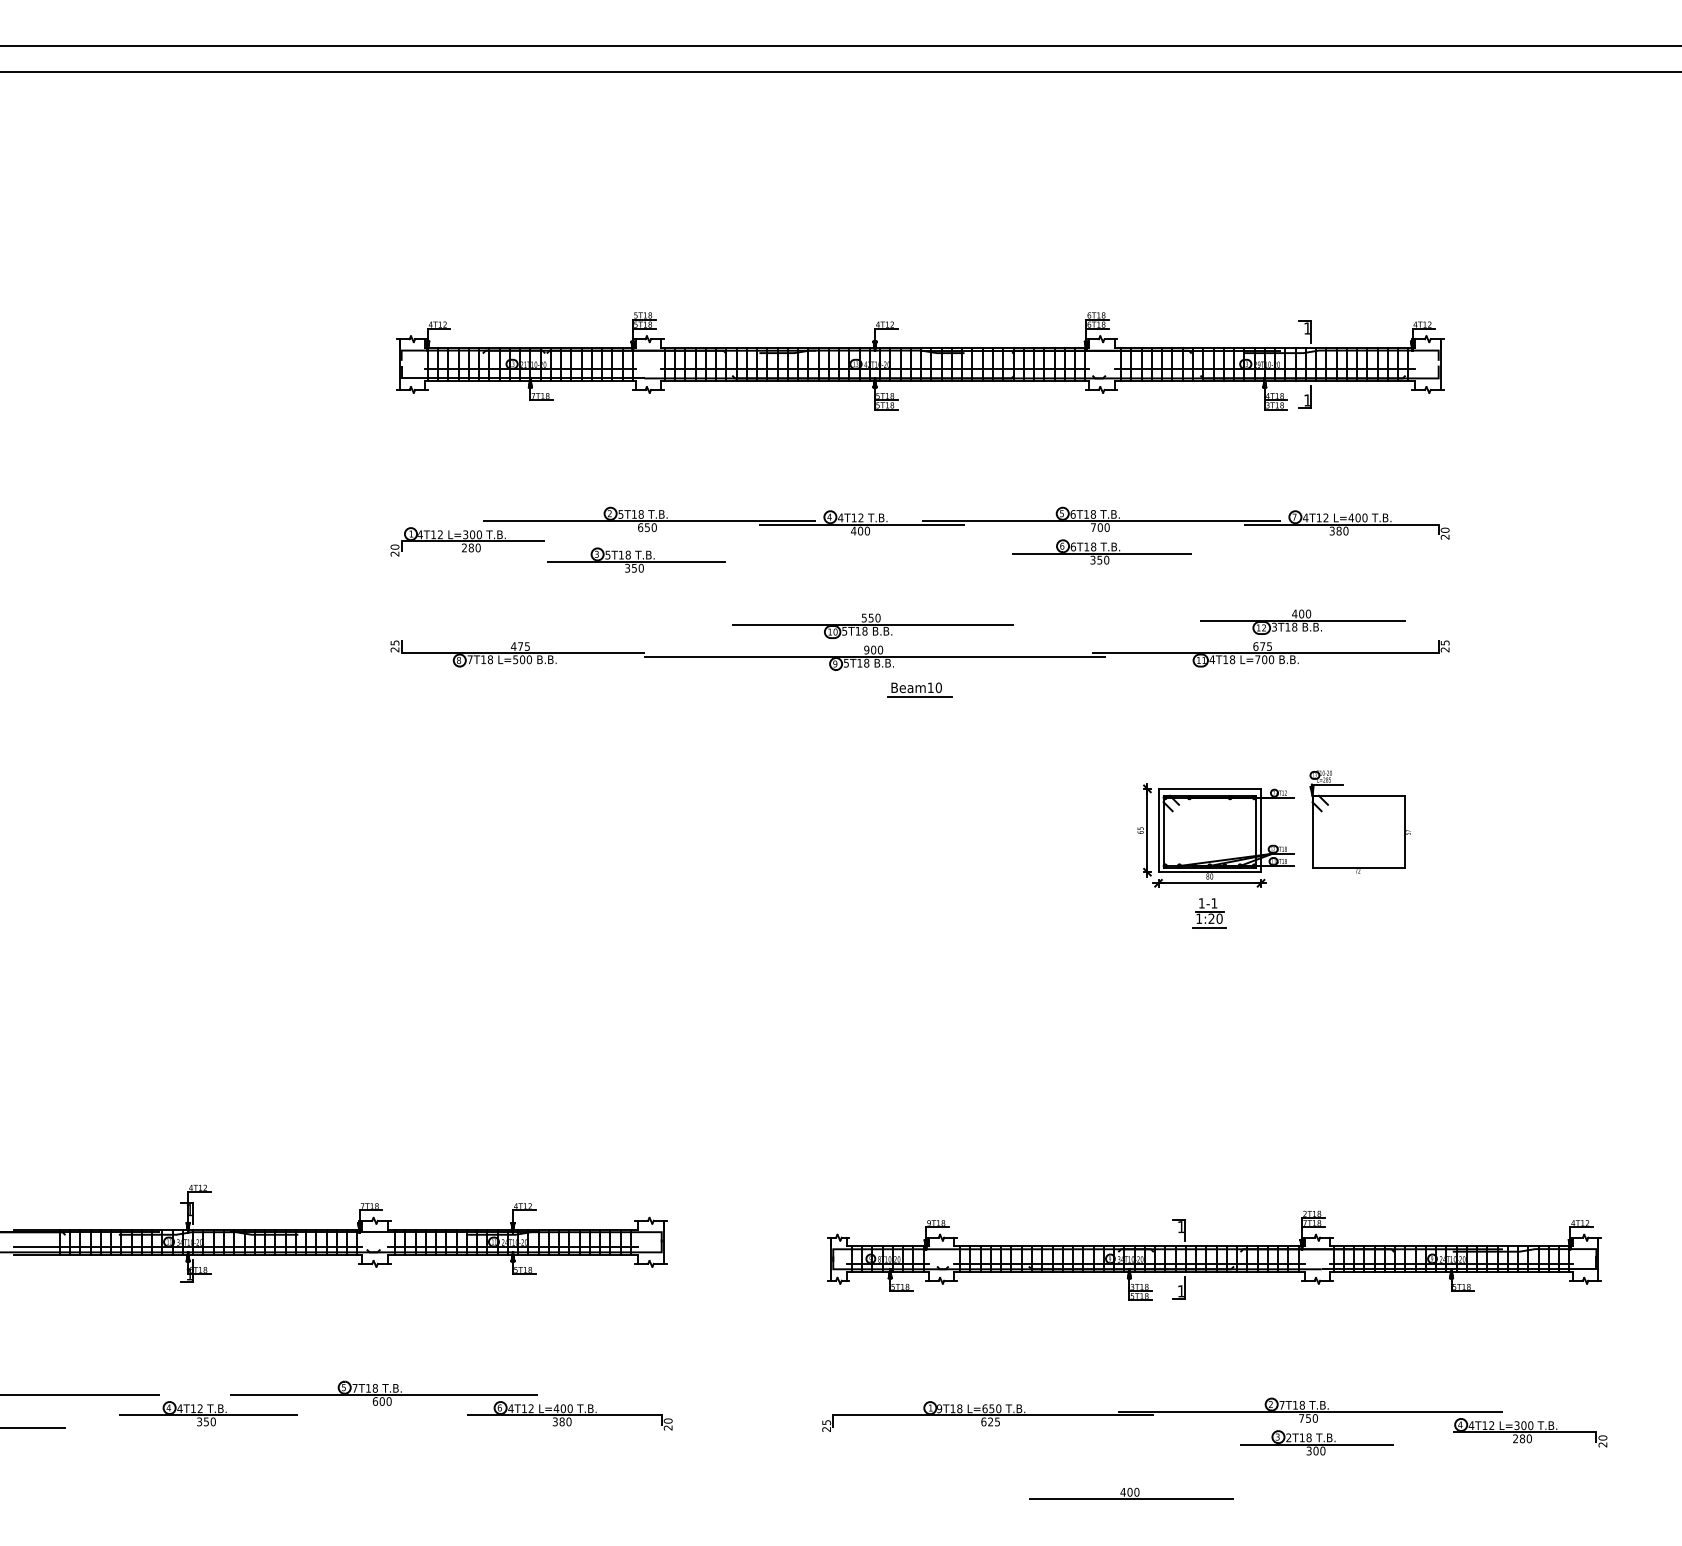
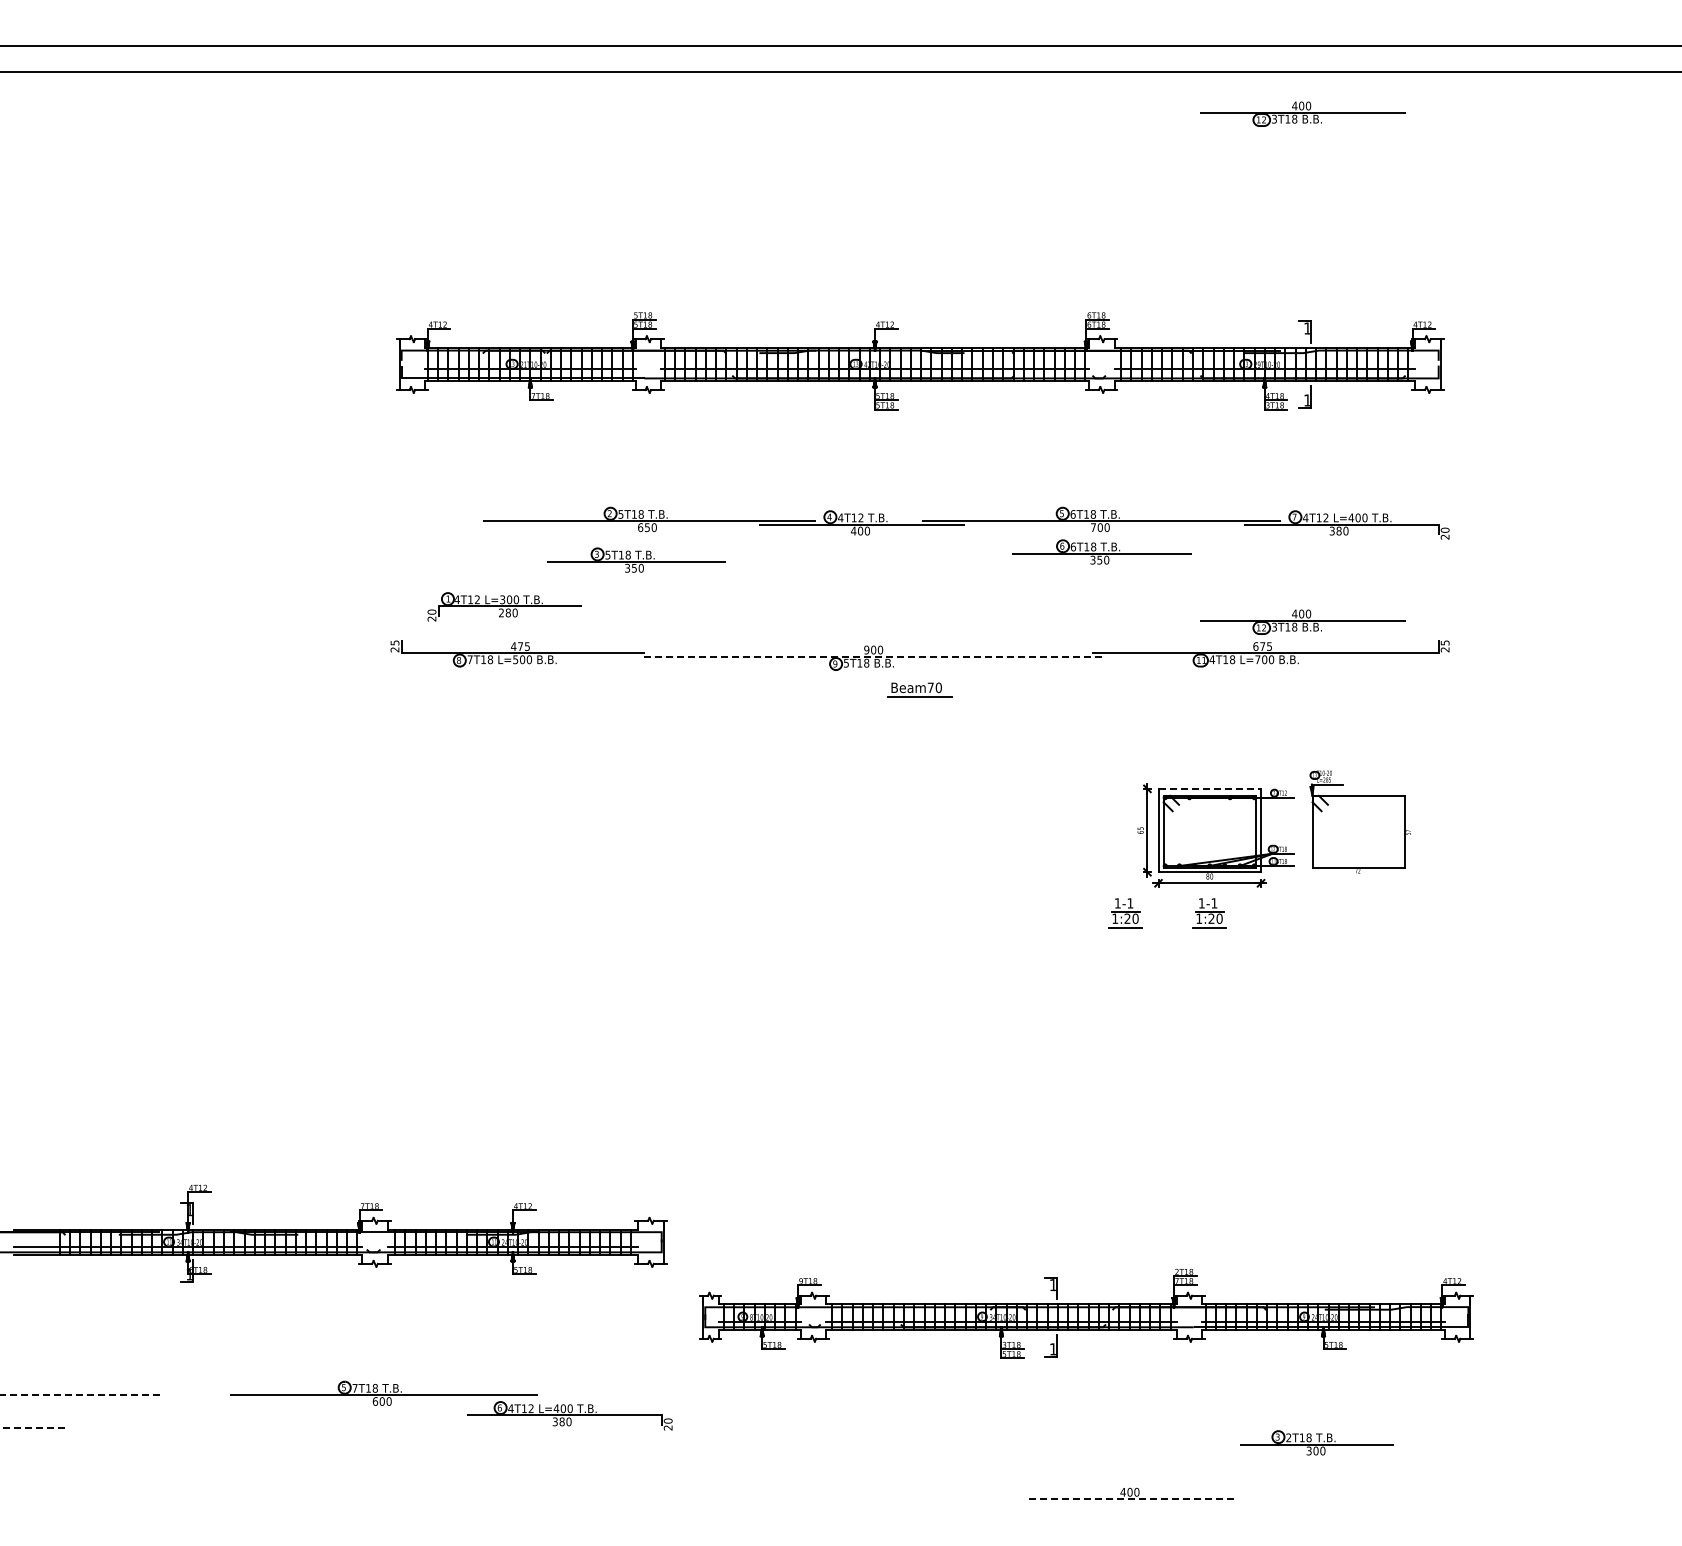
part: none -> present (1302, 113)
part position: (467, 541) -> (504, 606) (504, 606)
part: present -> none (872, 625)
line: solid -> dashed (875, 656)
text: Beam10 -> Beam70 (930, 687)
line: solid -> dashed (1210, 788)
part: none -> present (1125, 913)
part position: (1214, 1255) -> (1086, 1313) (1086, 1313)
line: solid -> dashed (80, 1395)
part: present -> none (1214, 1412)
part: present -> none (208, 1413)
line: solid -> dashed (33, 1427)
line: solid -> dashed (1131, 1498)
